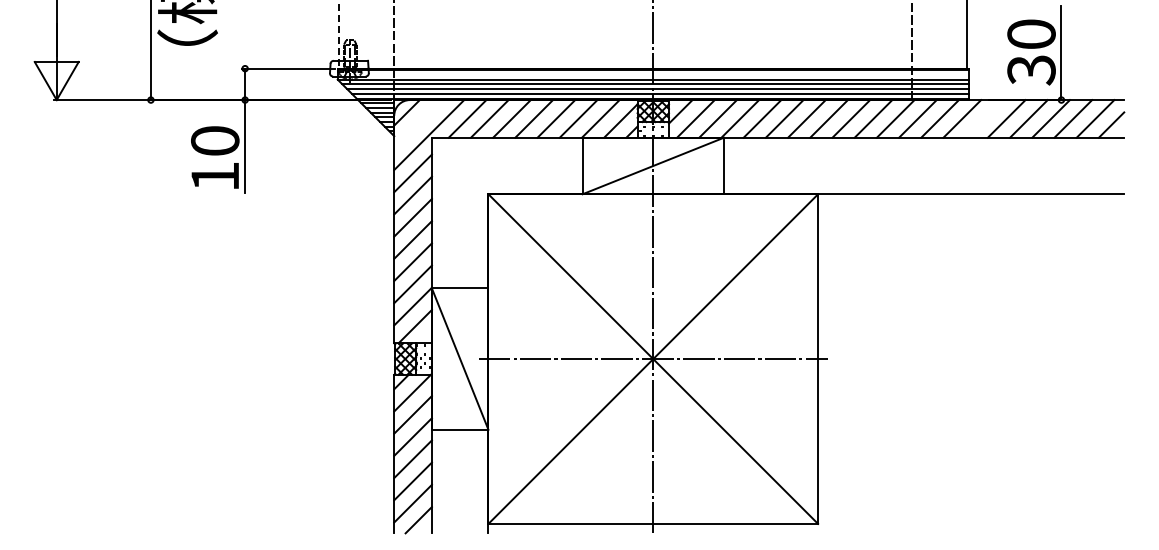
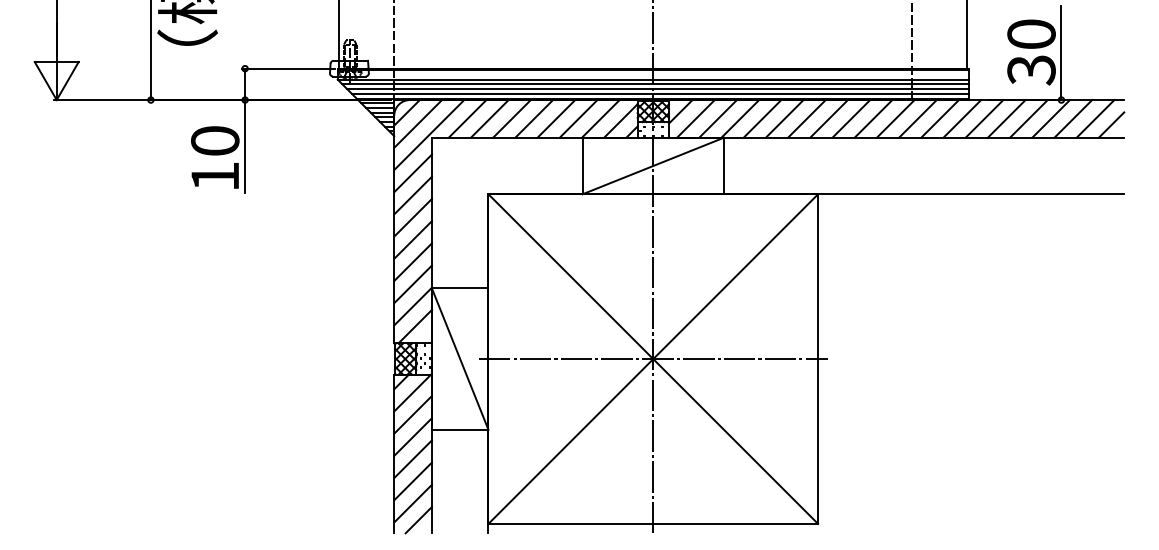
line: dashed -> solid (339, 34)
line: none -> present (984, 118)
line: none -> present (418, 123)
